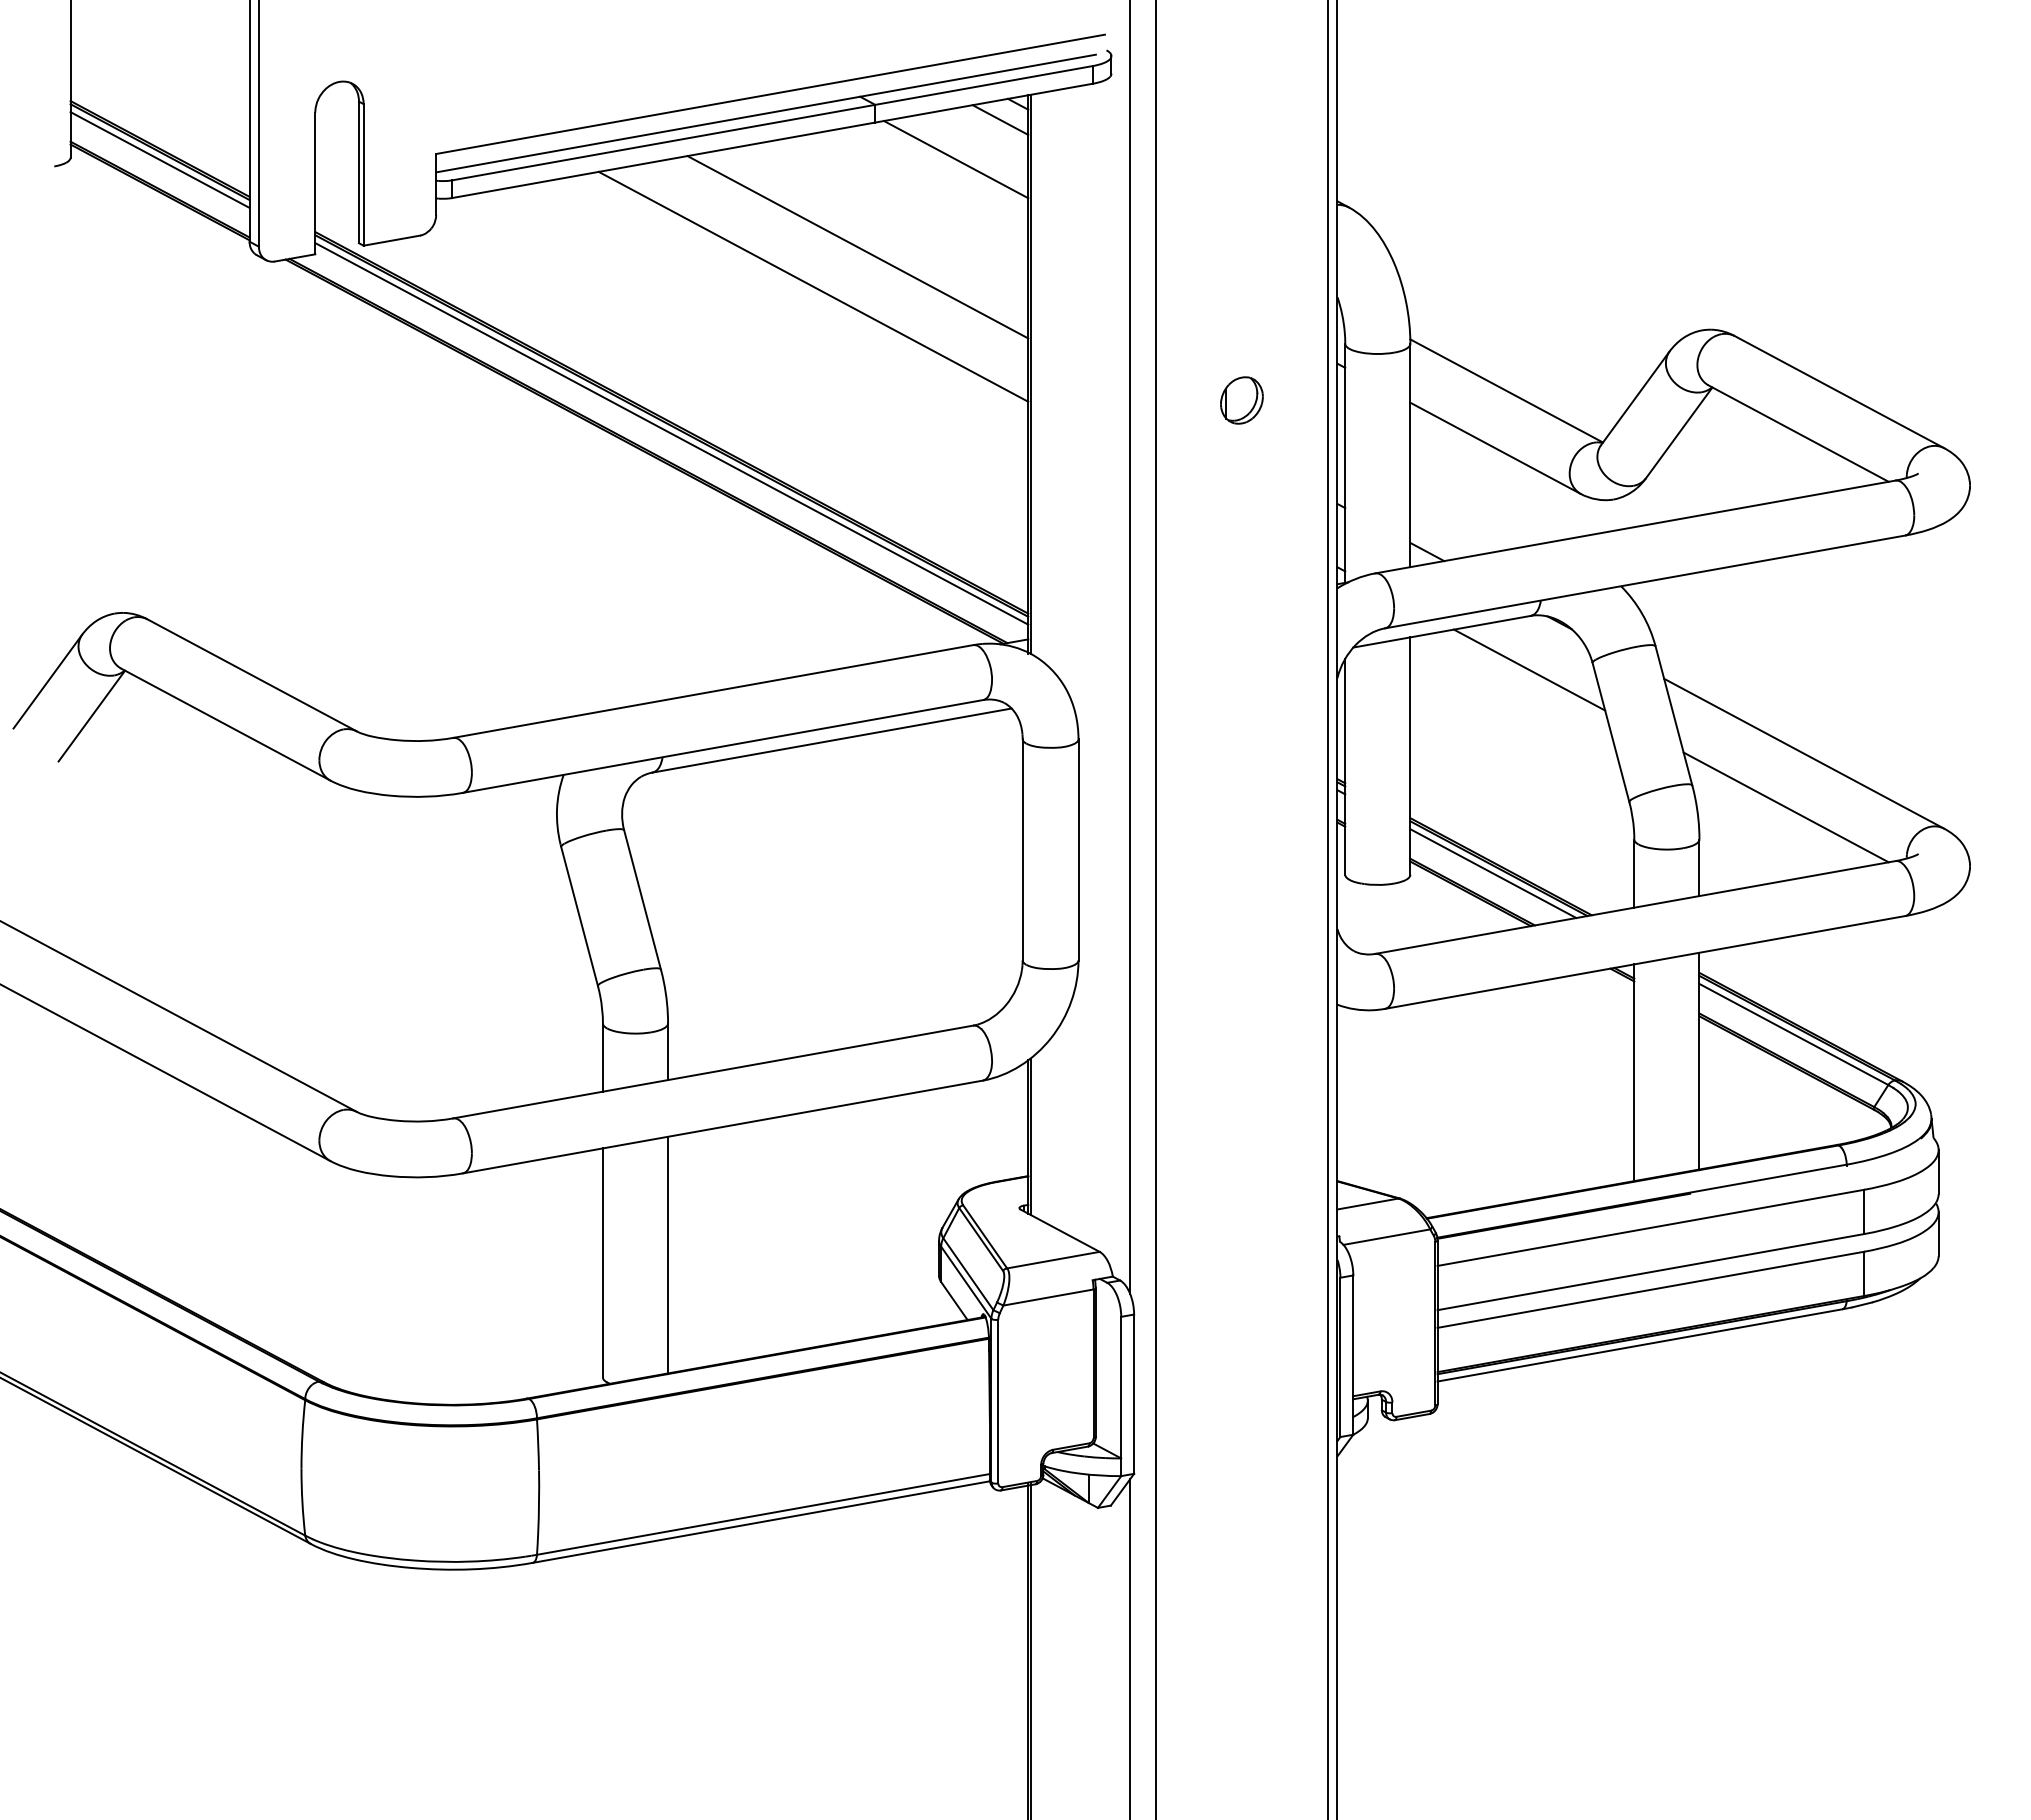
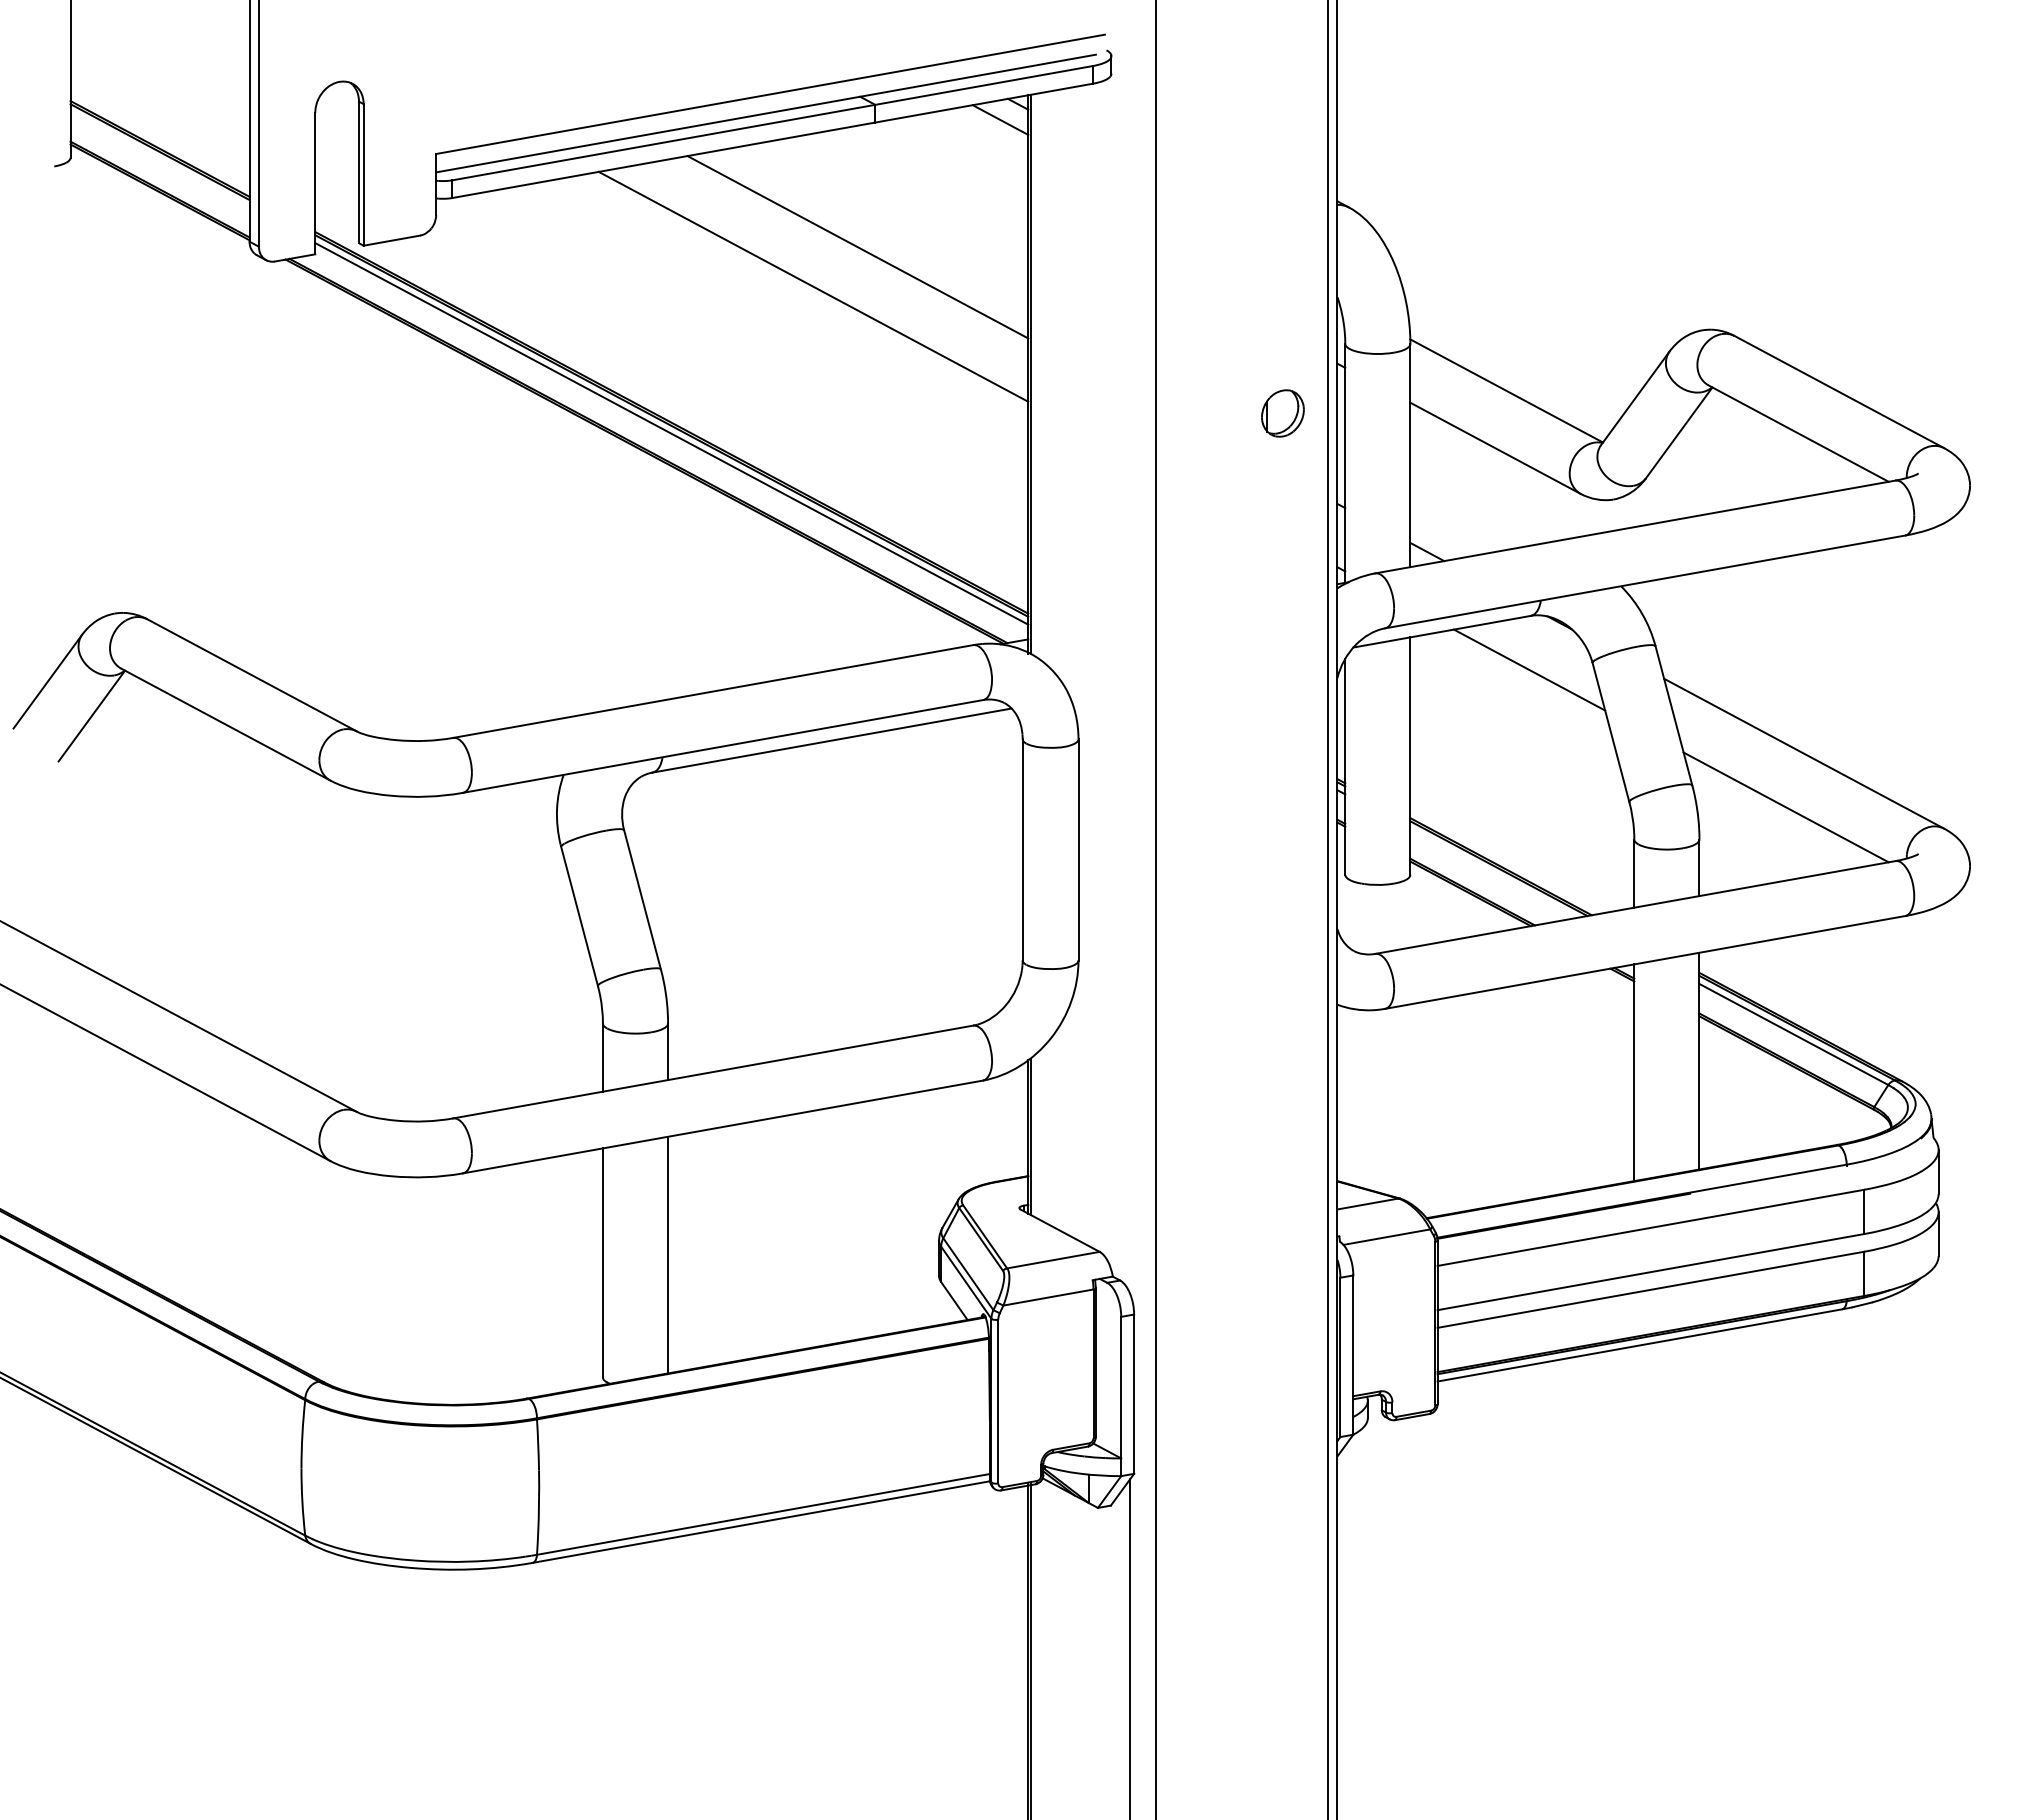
line: present -> none (159, 159)
line: present -> none (956, 159)
part position: (1241, 400) -> (1282, 413) (1282, 413)
line: present -> none (1130, 648)
line: present -> none (1493, 873)
